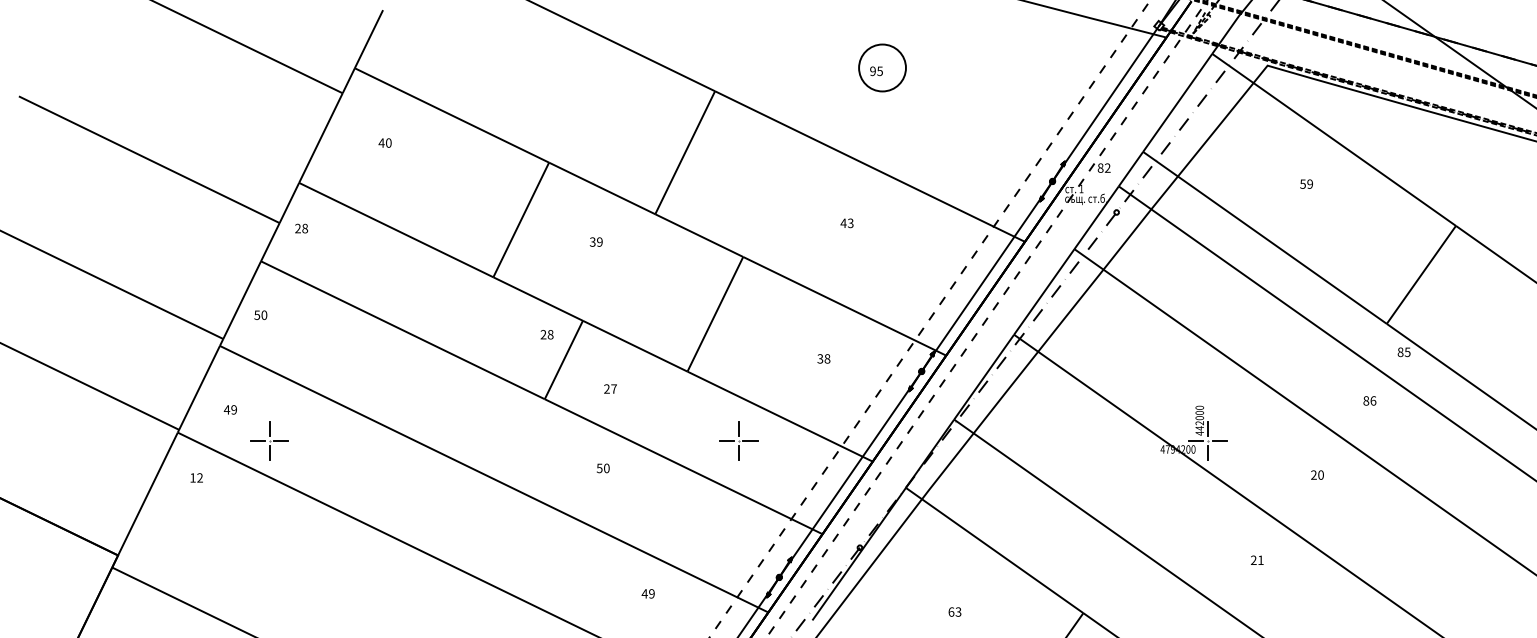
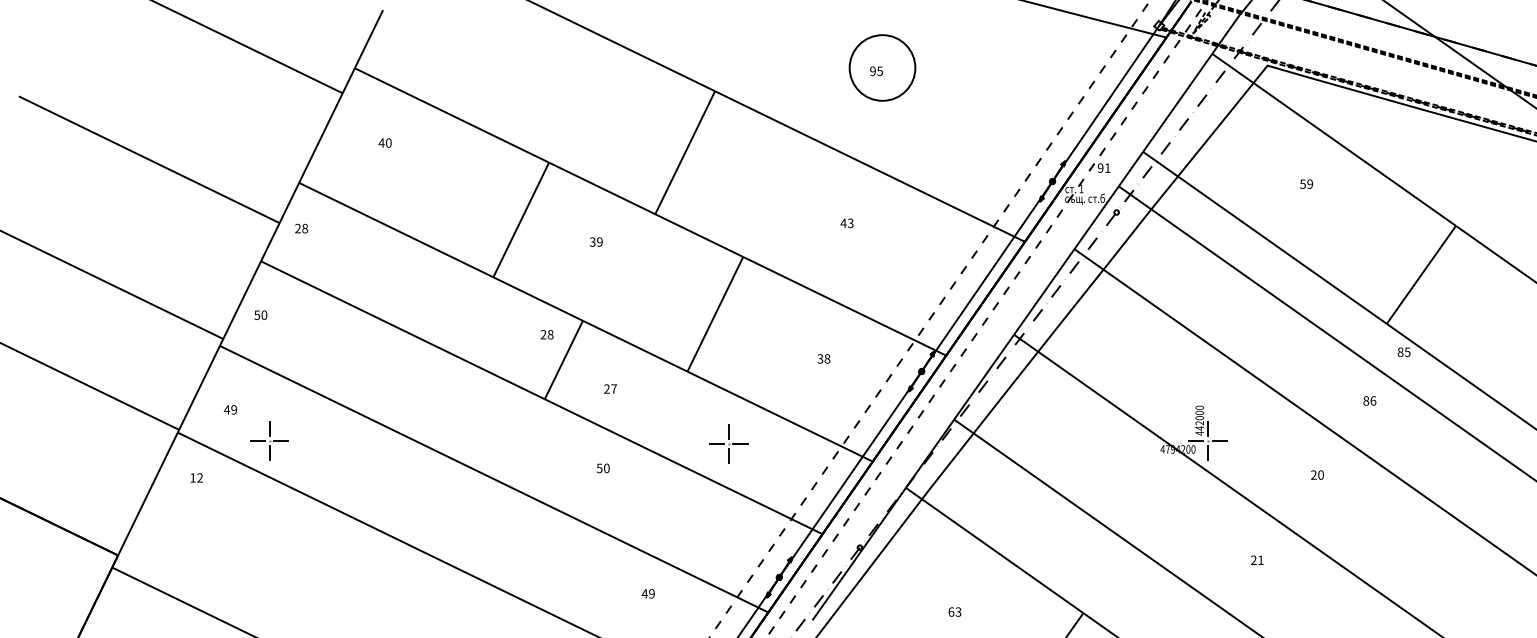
circle diameter: 47 px -> 66 px (882, 67)
text: 82 -> 91 (1103, 167)
part position: (738, 440) -> (728, 443) (728, 443)
